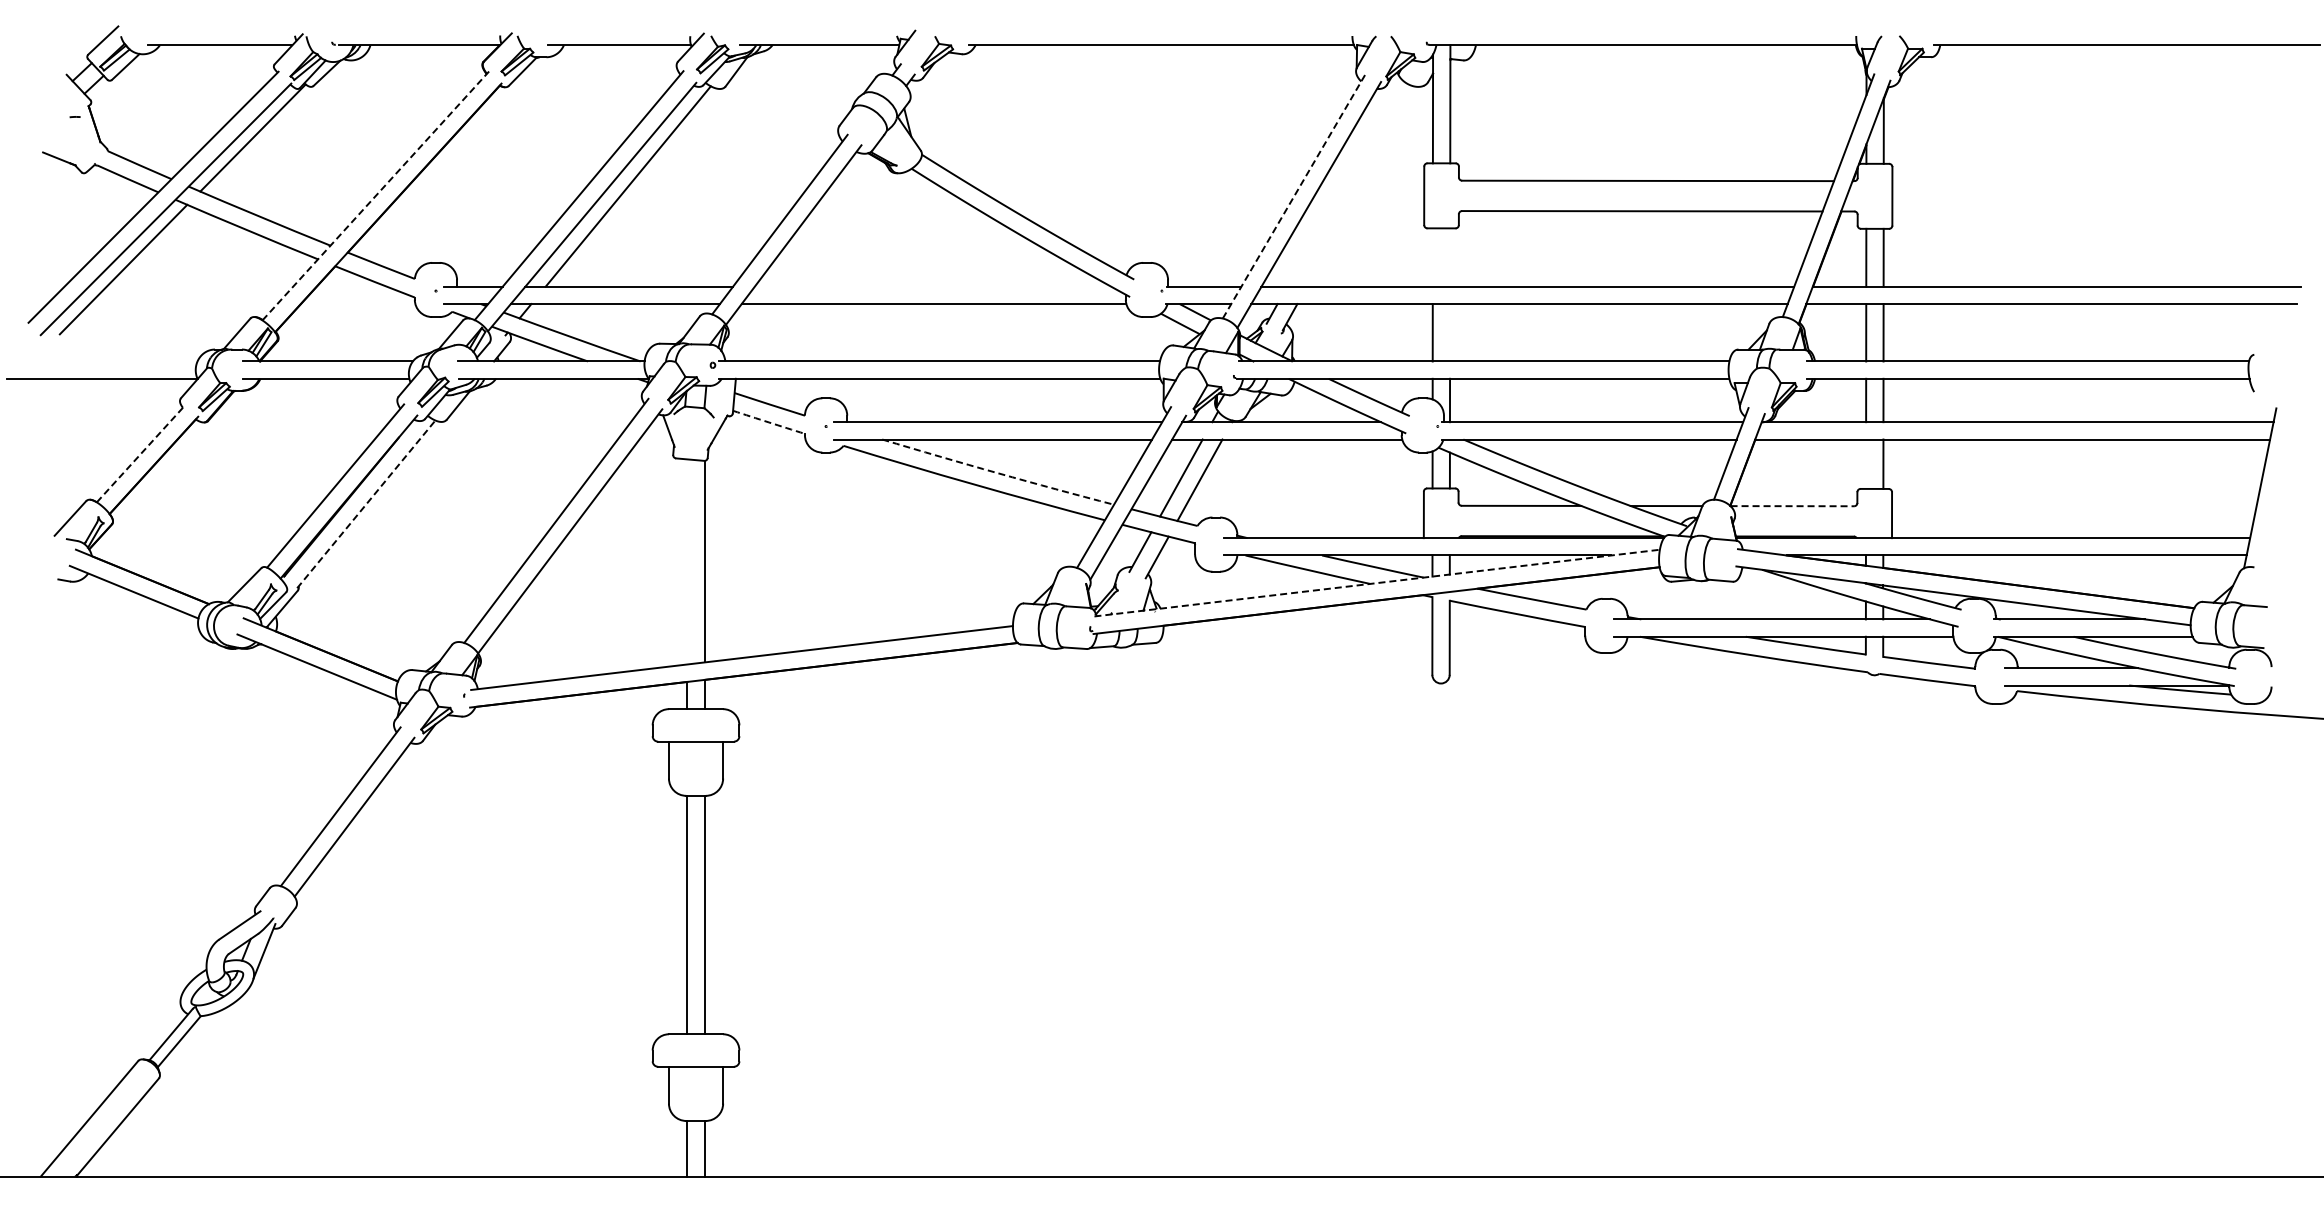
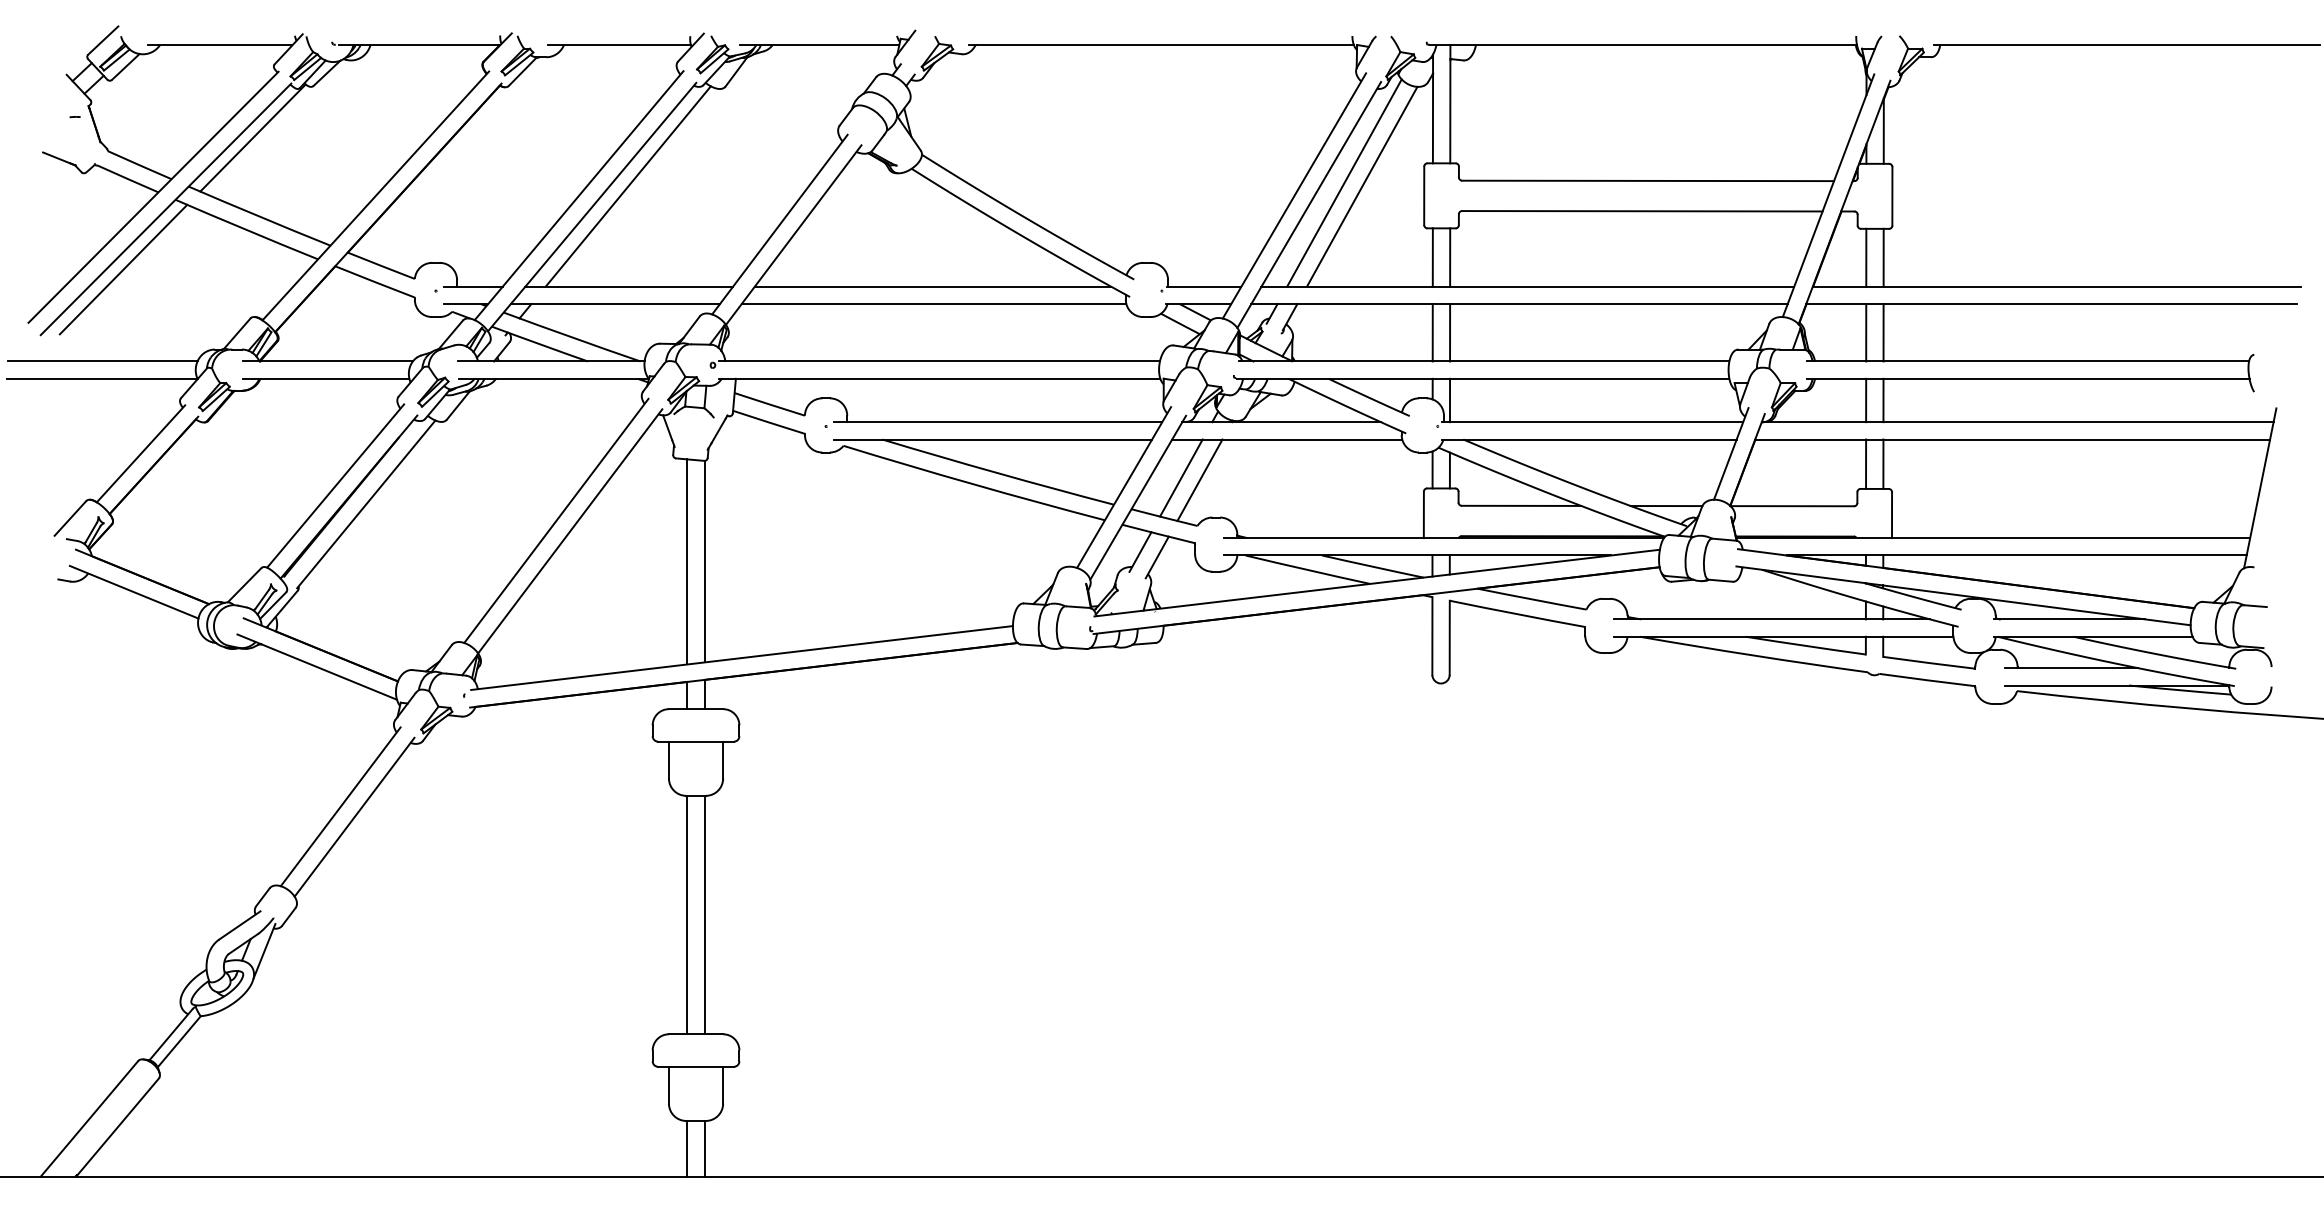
line: none -> present (1344, 182)
line: none -> present (1361, 186)
line: dashed -> solid (376, 195)
line: dashed -> solid (1294, 195)
line: none -> present (1432, 257)
line: none -> present (1450, 257)
line: none -> present (932, 286)
line: none -> present (1450, 332)
line: none -> present (102, 361)
arc: dashed -> solid (769, 422)
line: dashed -> solid (141, 453)
line: none -> present (1866, 463)
arc: dashed -> solid (997, 473)
line: dashed -> solid (366, 504)
line: dashed -> solid (1792, 506)
line: none -> present (687, 561)
line: dashed -> solid (1377, 583)
